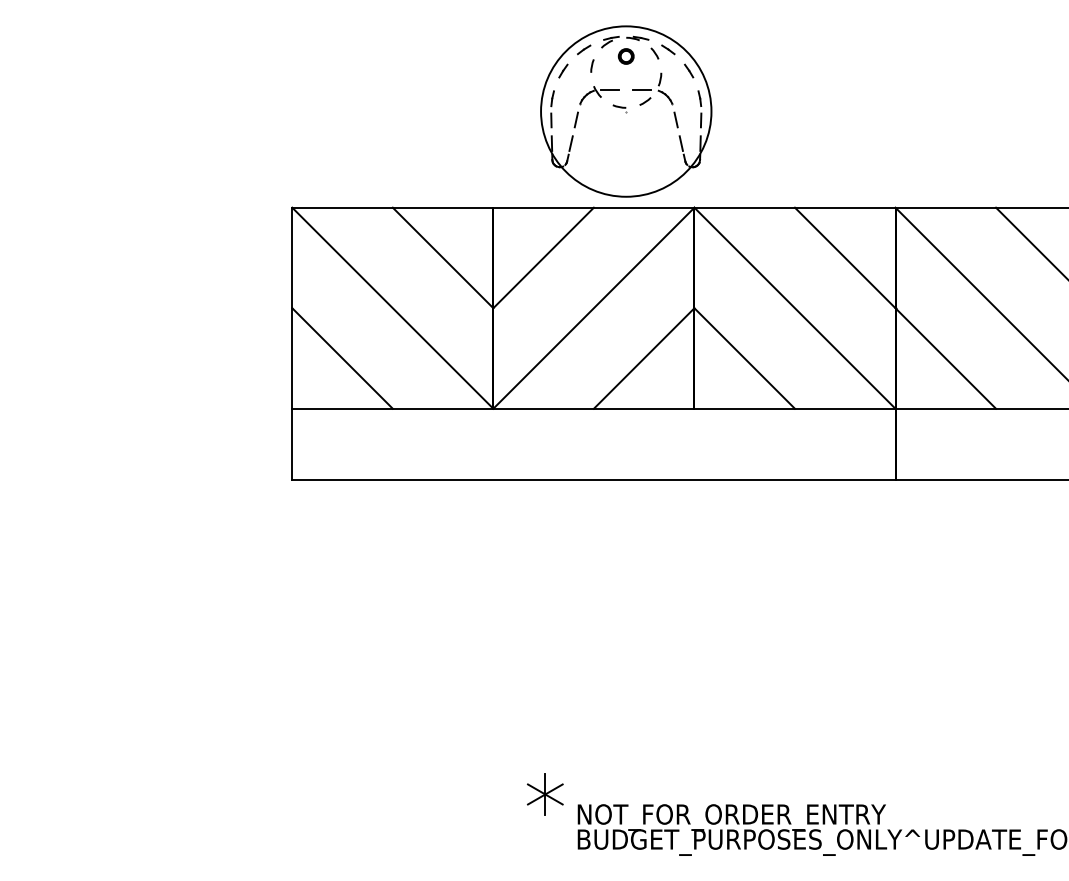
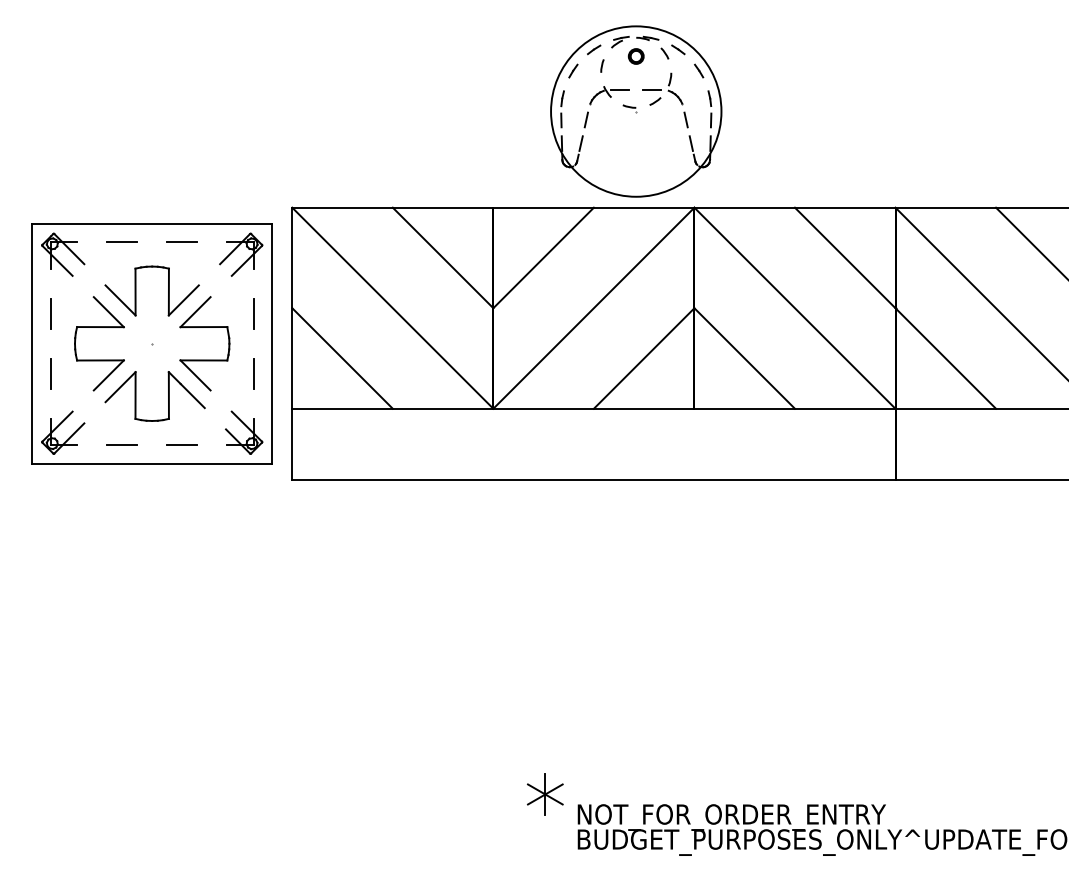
part position: (626, 111) -> (636, 111) (636, 111)
part: none -> present (151, 343)
